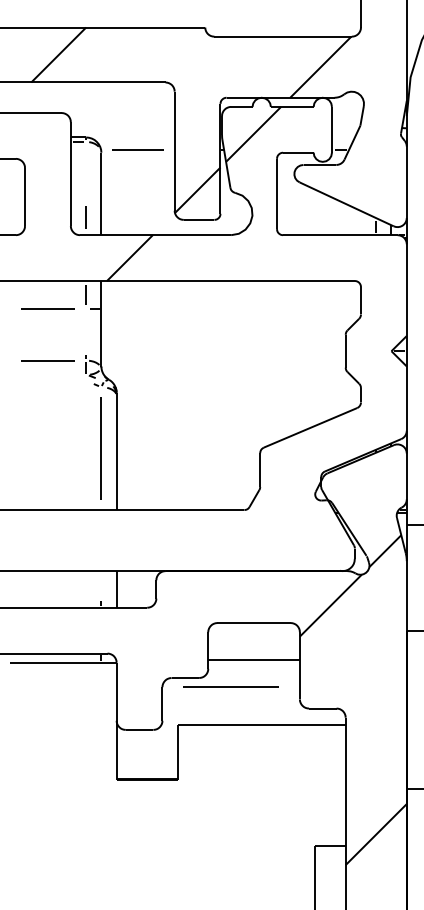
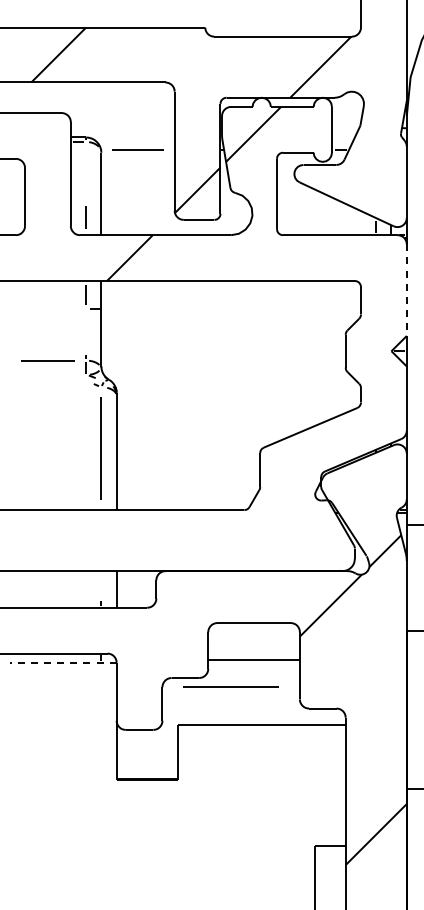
line: solid -> dashed (406, 290)
line: present -> none (47, 308)
line: solid -> dashed (62, 662)
